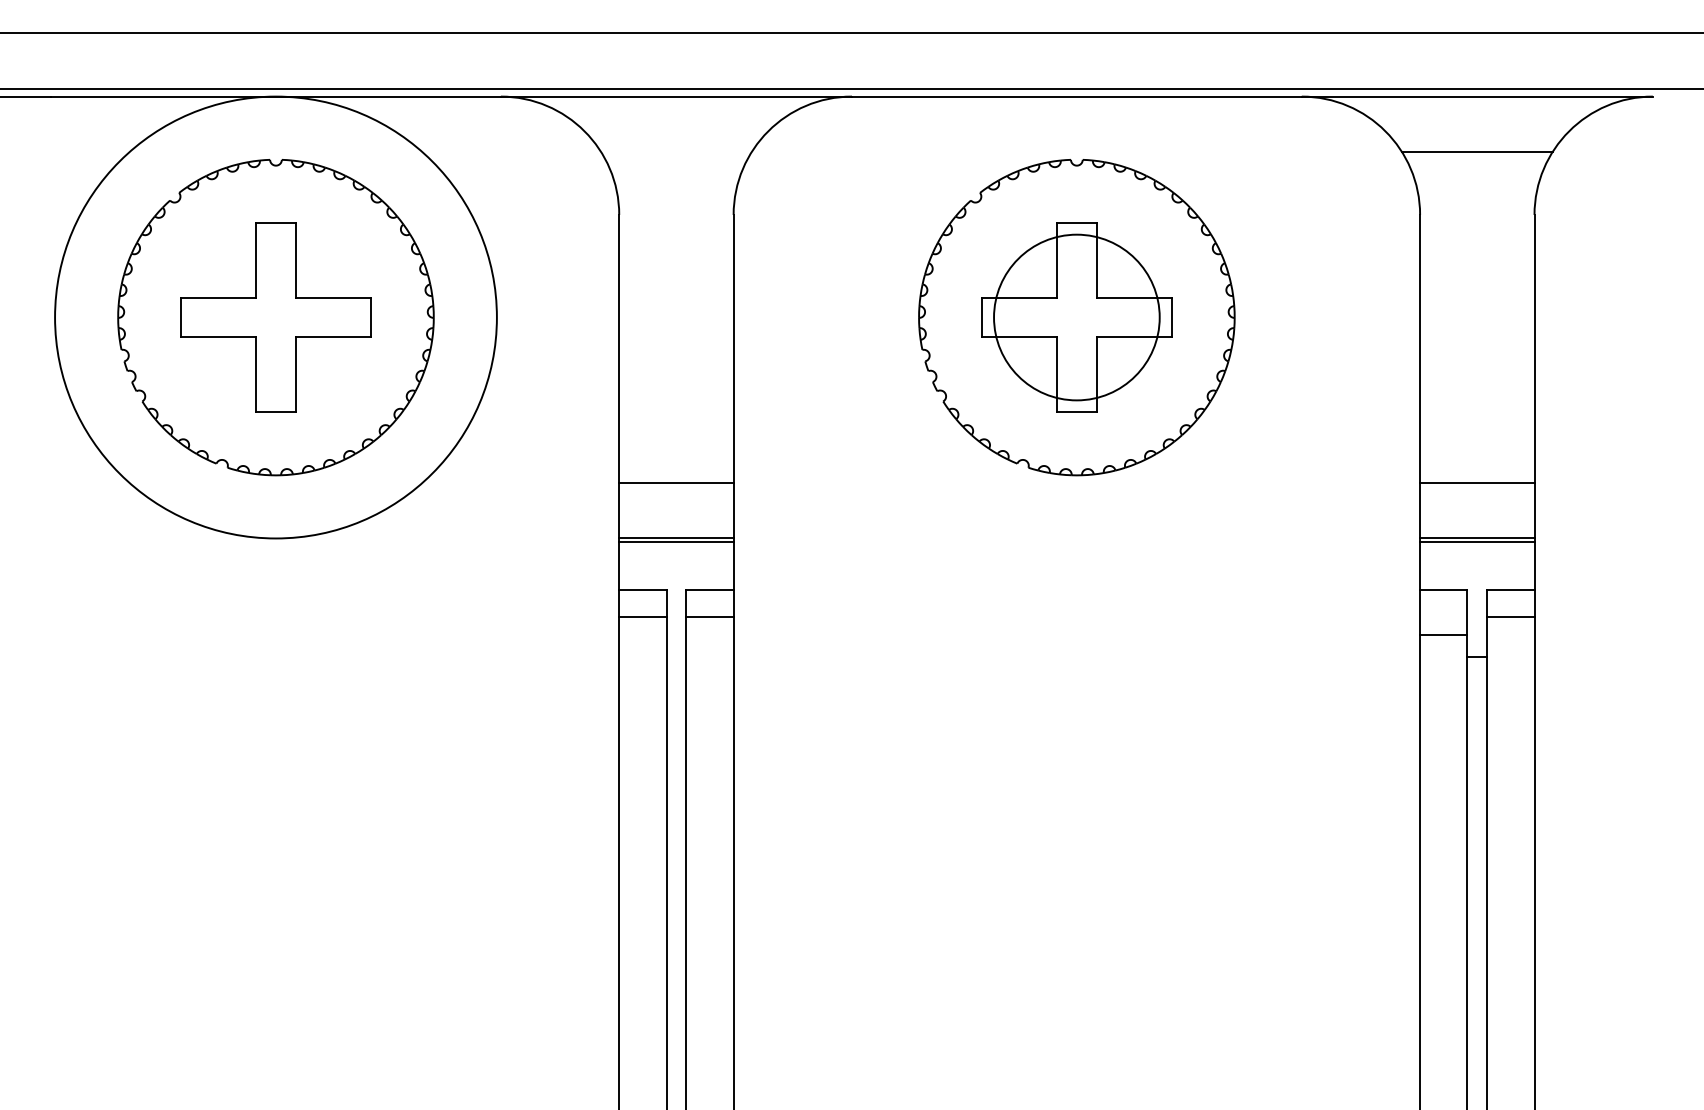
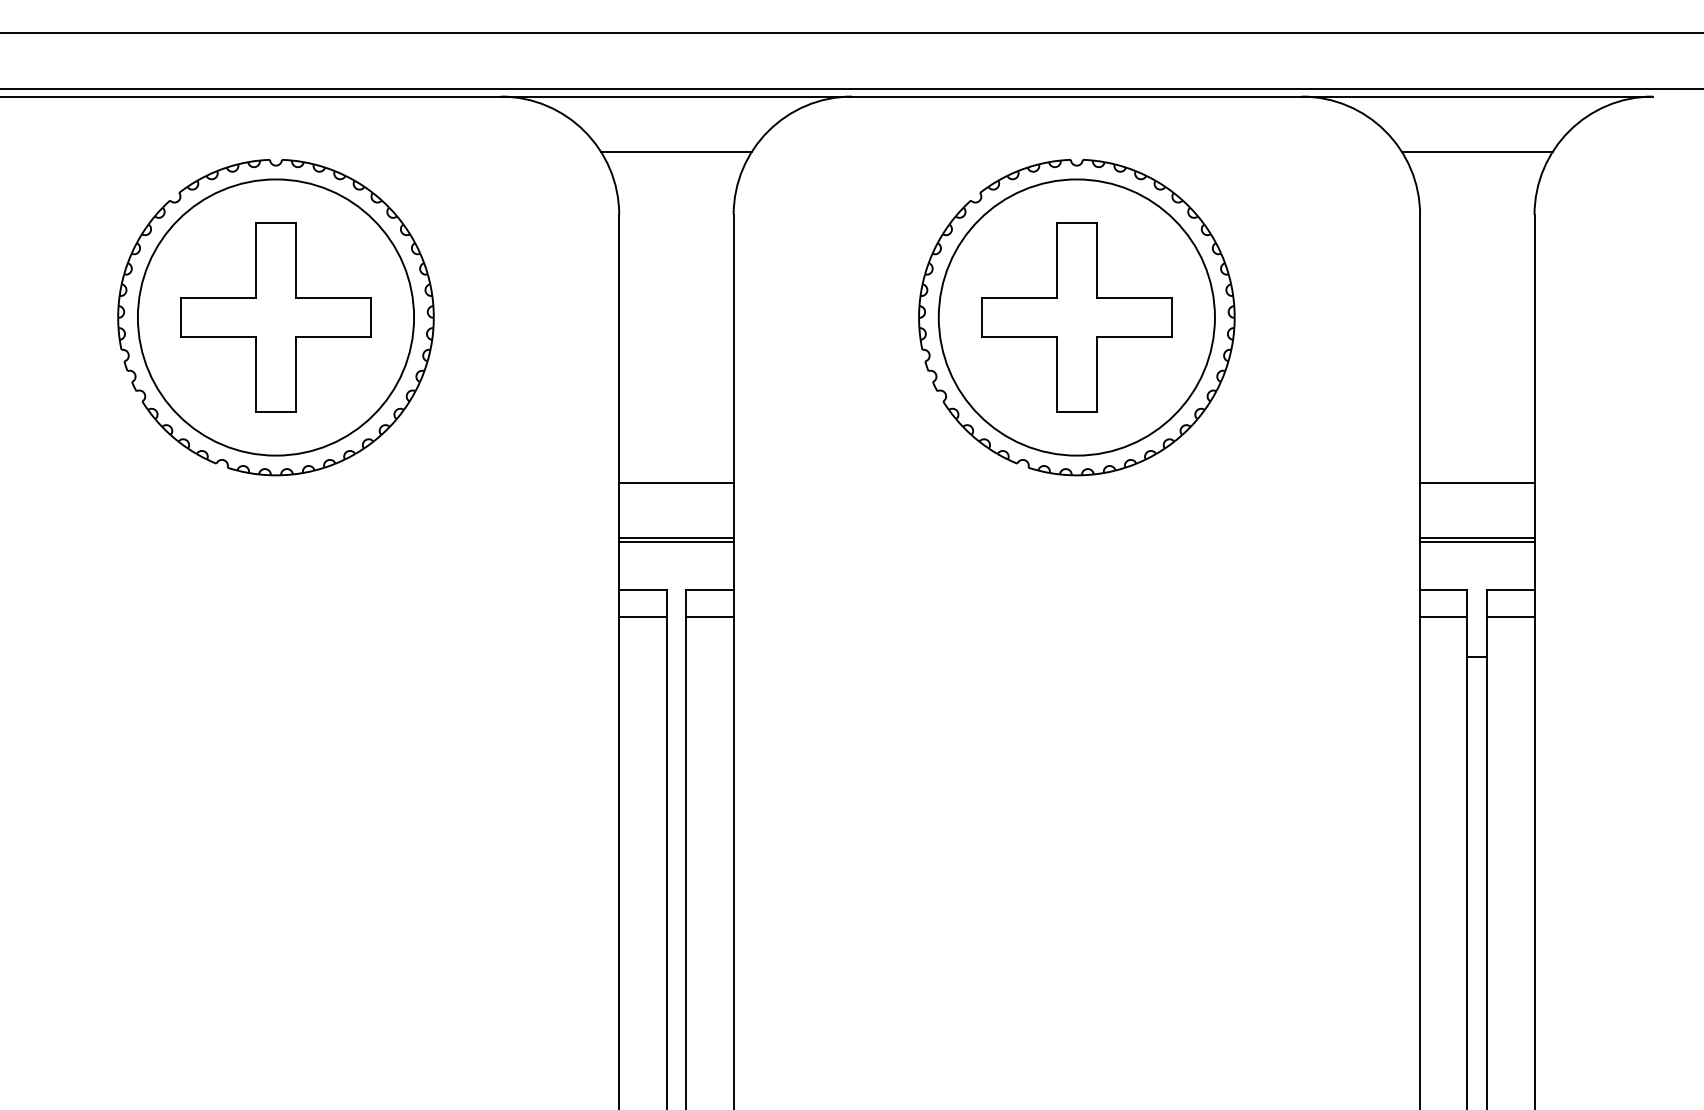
line: none -> present (675, 151)
circle diameter: 442 px -> 276 px (275, 317)
circle diameter: 166 px -> 276 px (1076, 317)
line position: (1443, 635) -> (1443, 617) (1443, 617)
